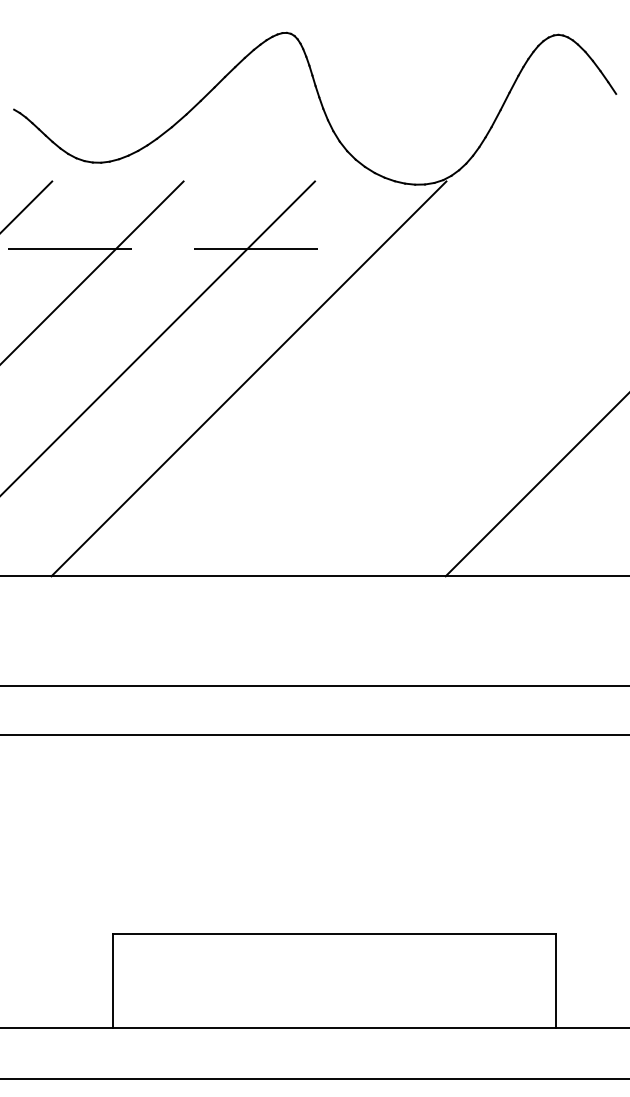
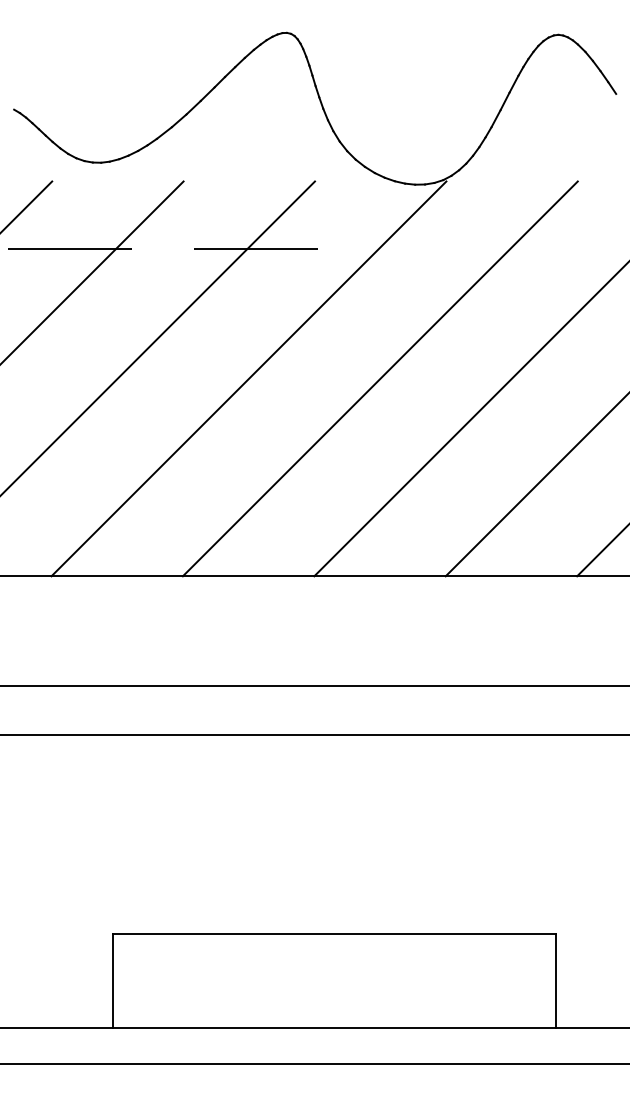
line: none -> present (379, 378)
line: none -> present (470, 420)
line: none -> present (601, 551)
line position: (314, 1079) -> (314, 1064) (314, 1064)
